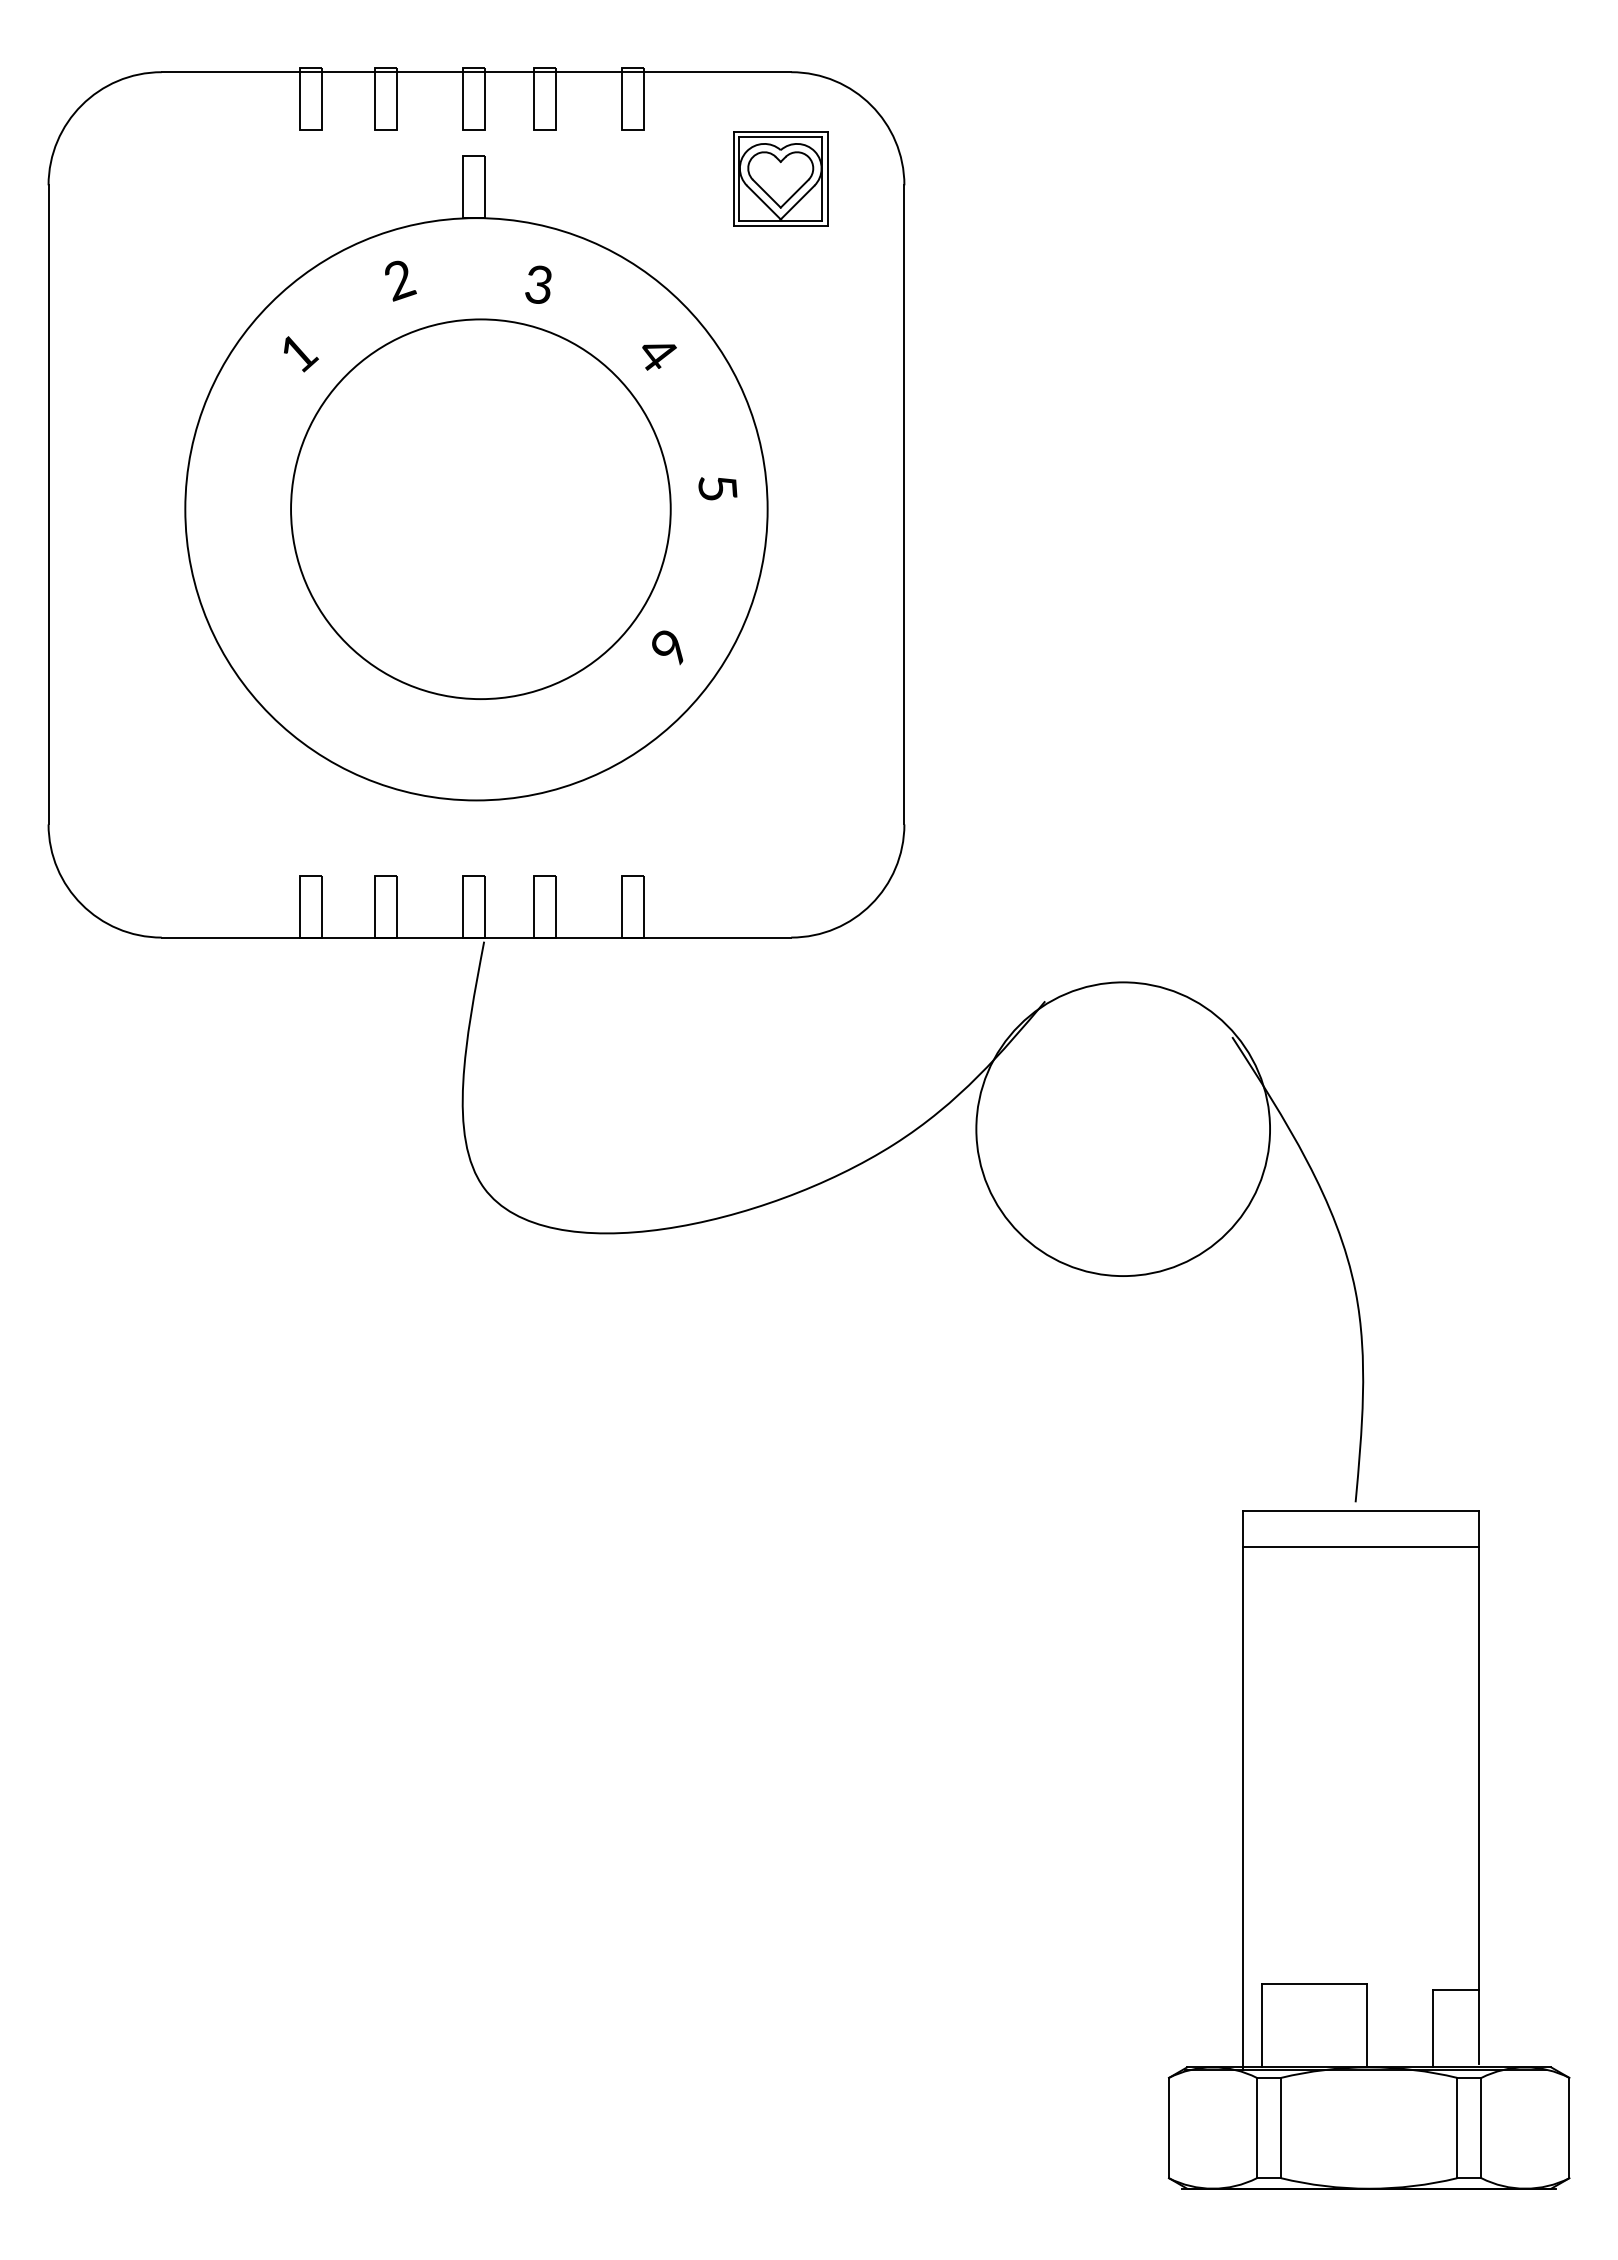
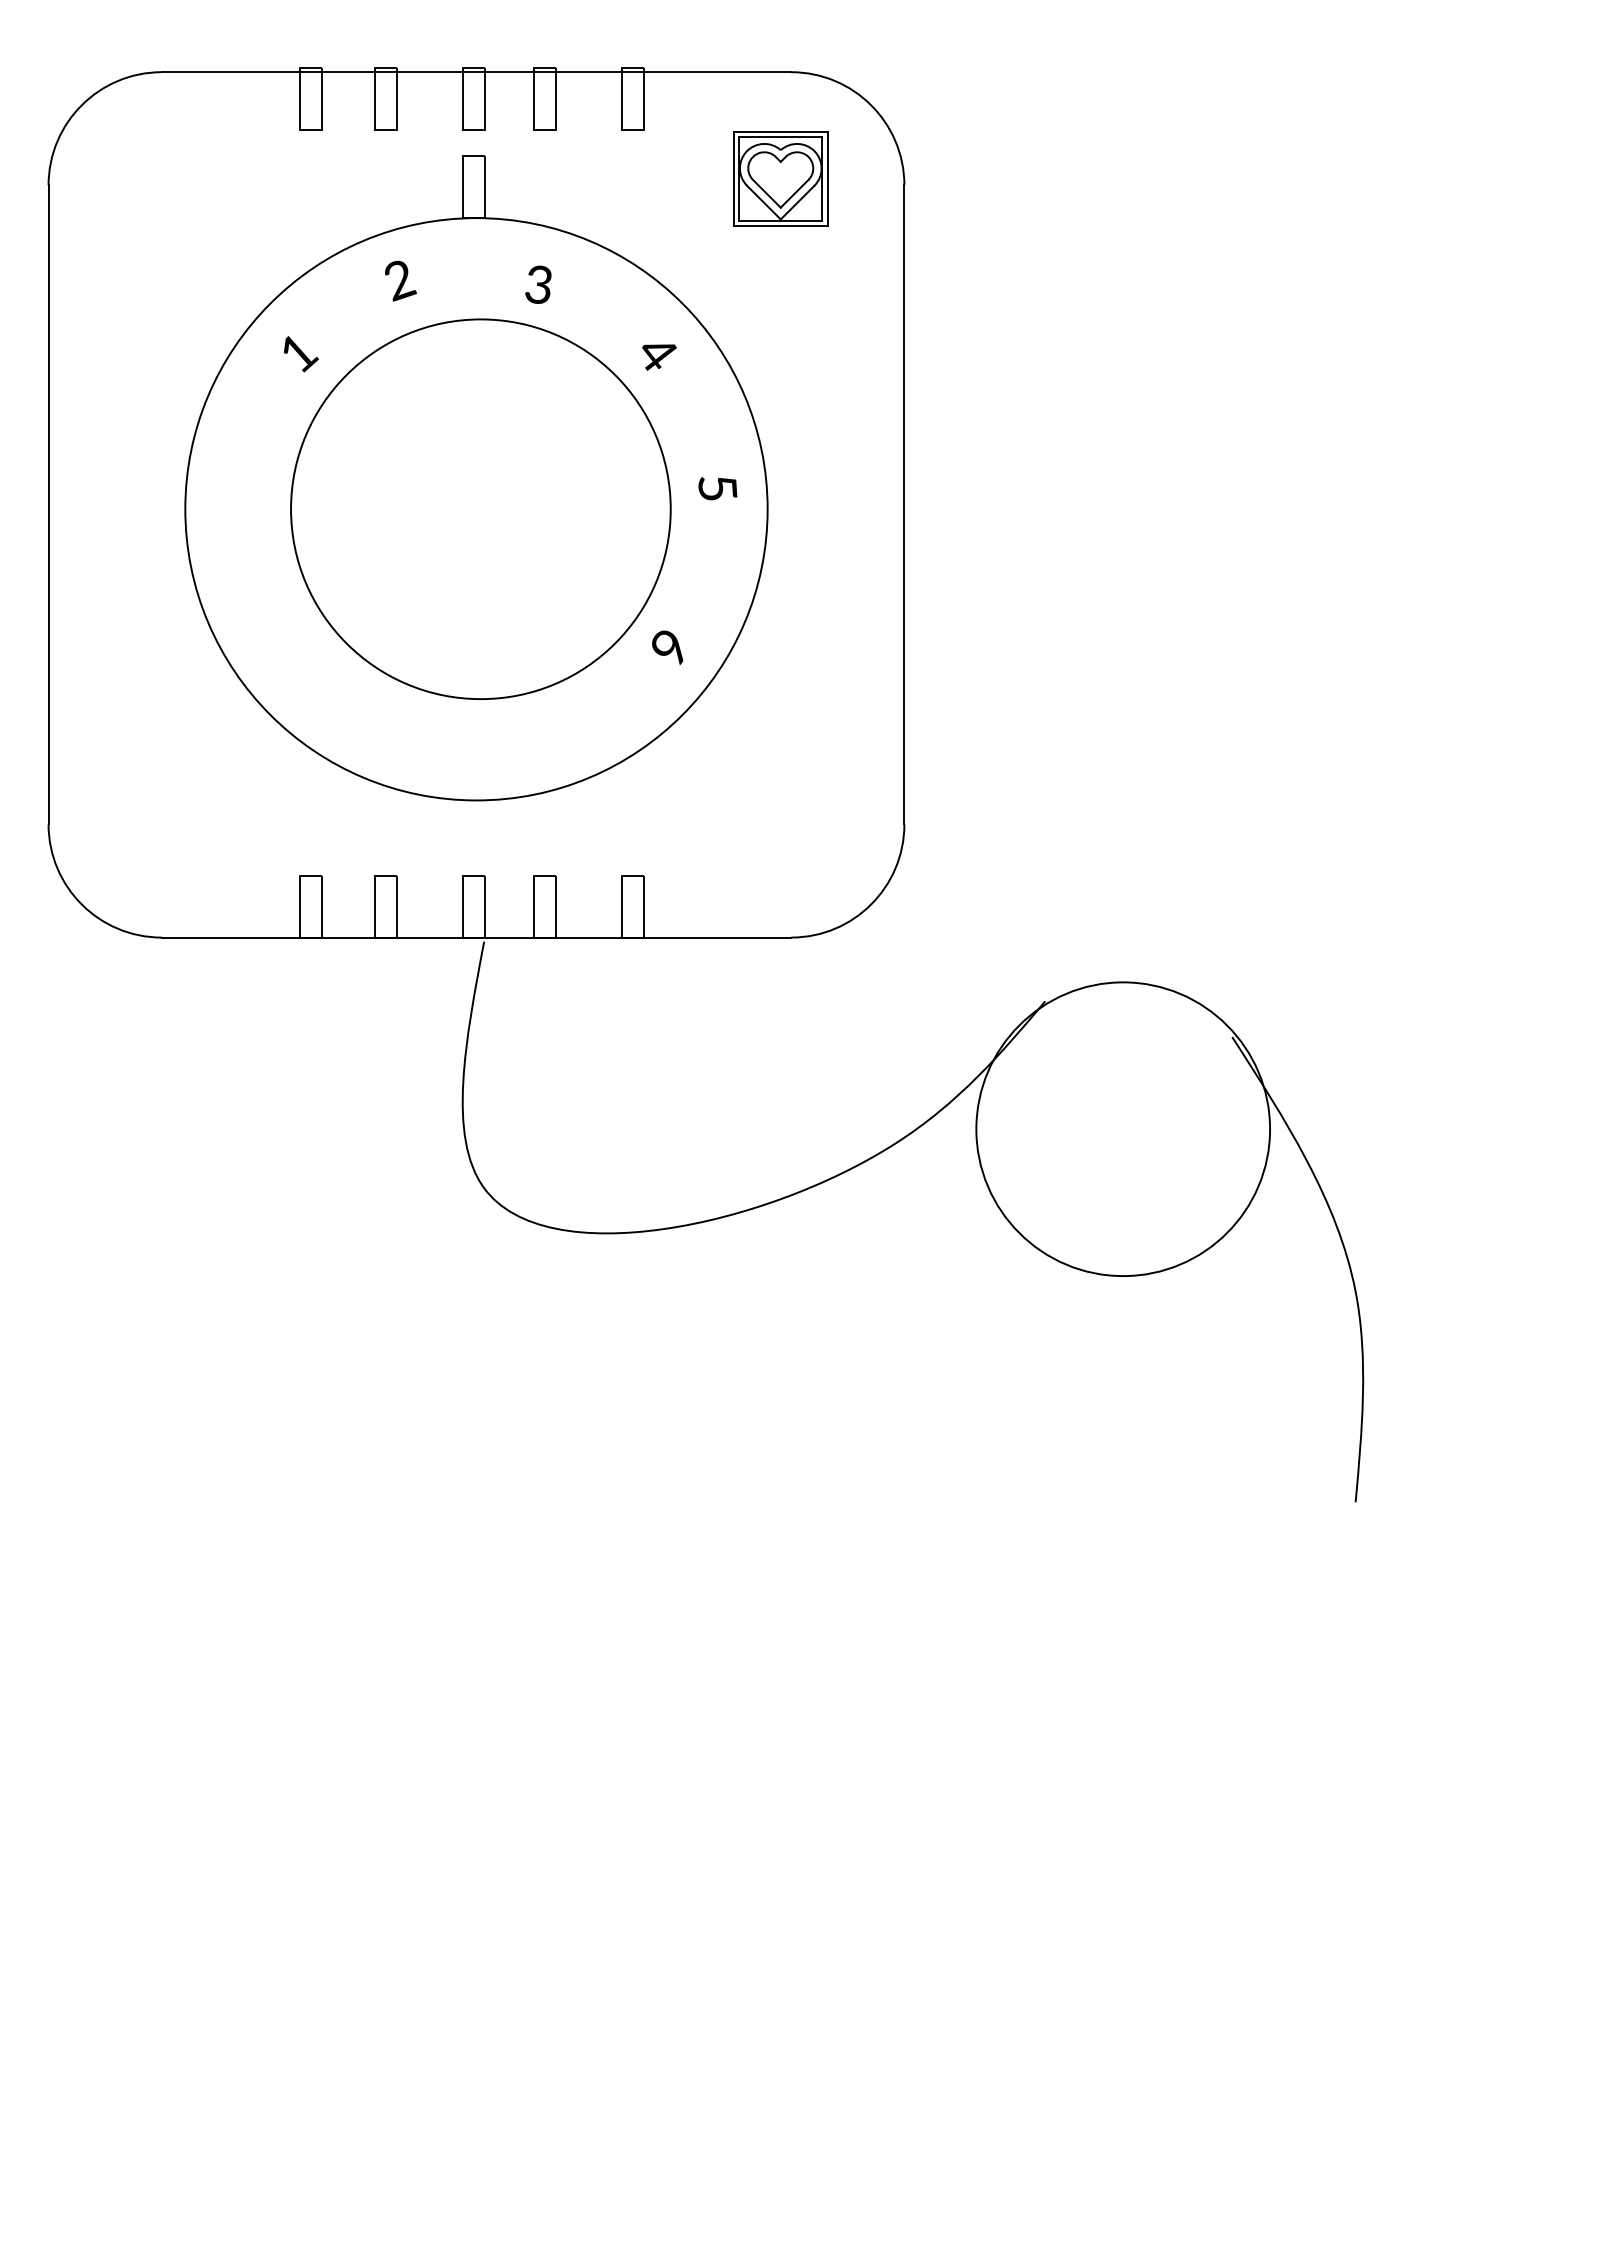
part: present -> none (1368, 1849)
